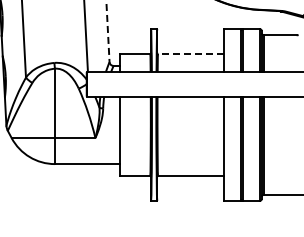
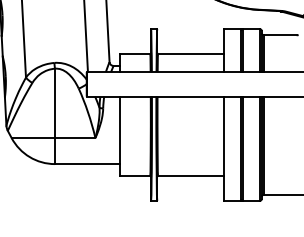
line: dashed -> solid (107, 31)
line: dashed -> solid (190, 53)
